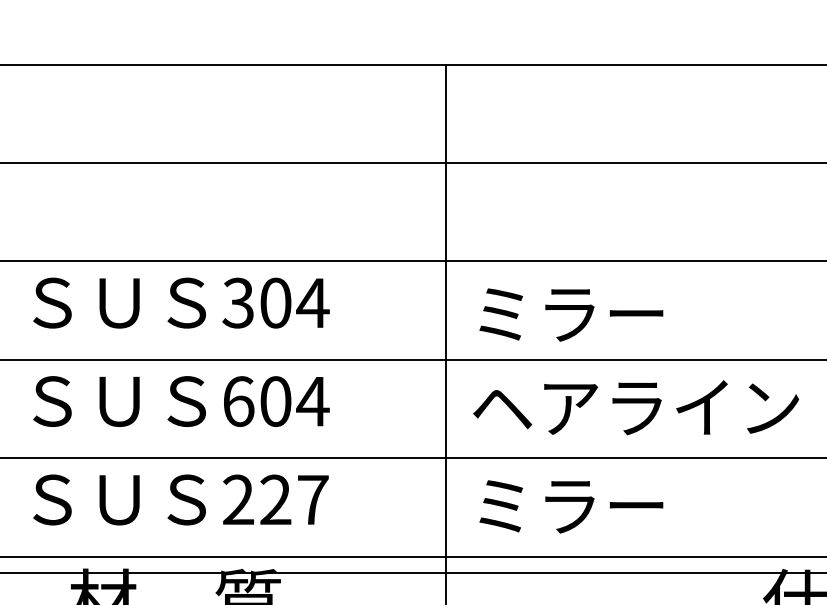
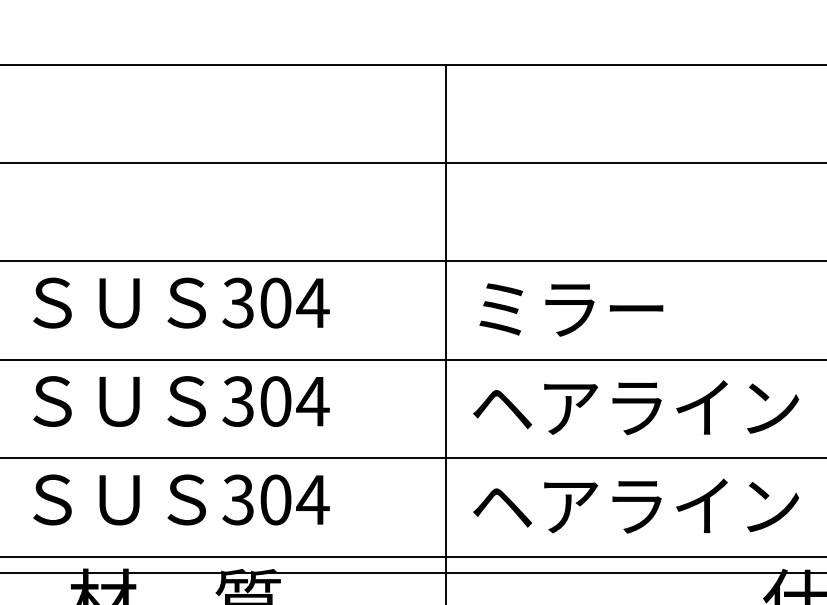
text position: (571, 314) -> (571, 309) (571, 309)
text: 604 -> 304 (238, 401)
text: 227 -> 304 (275, 499)
text: ミラー -> ヘアライン (635, 505)
